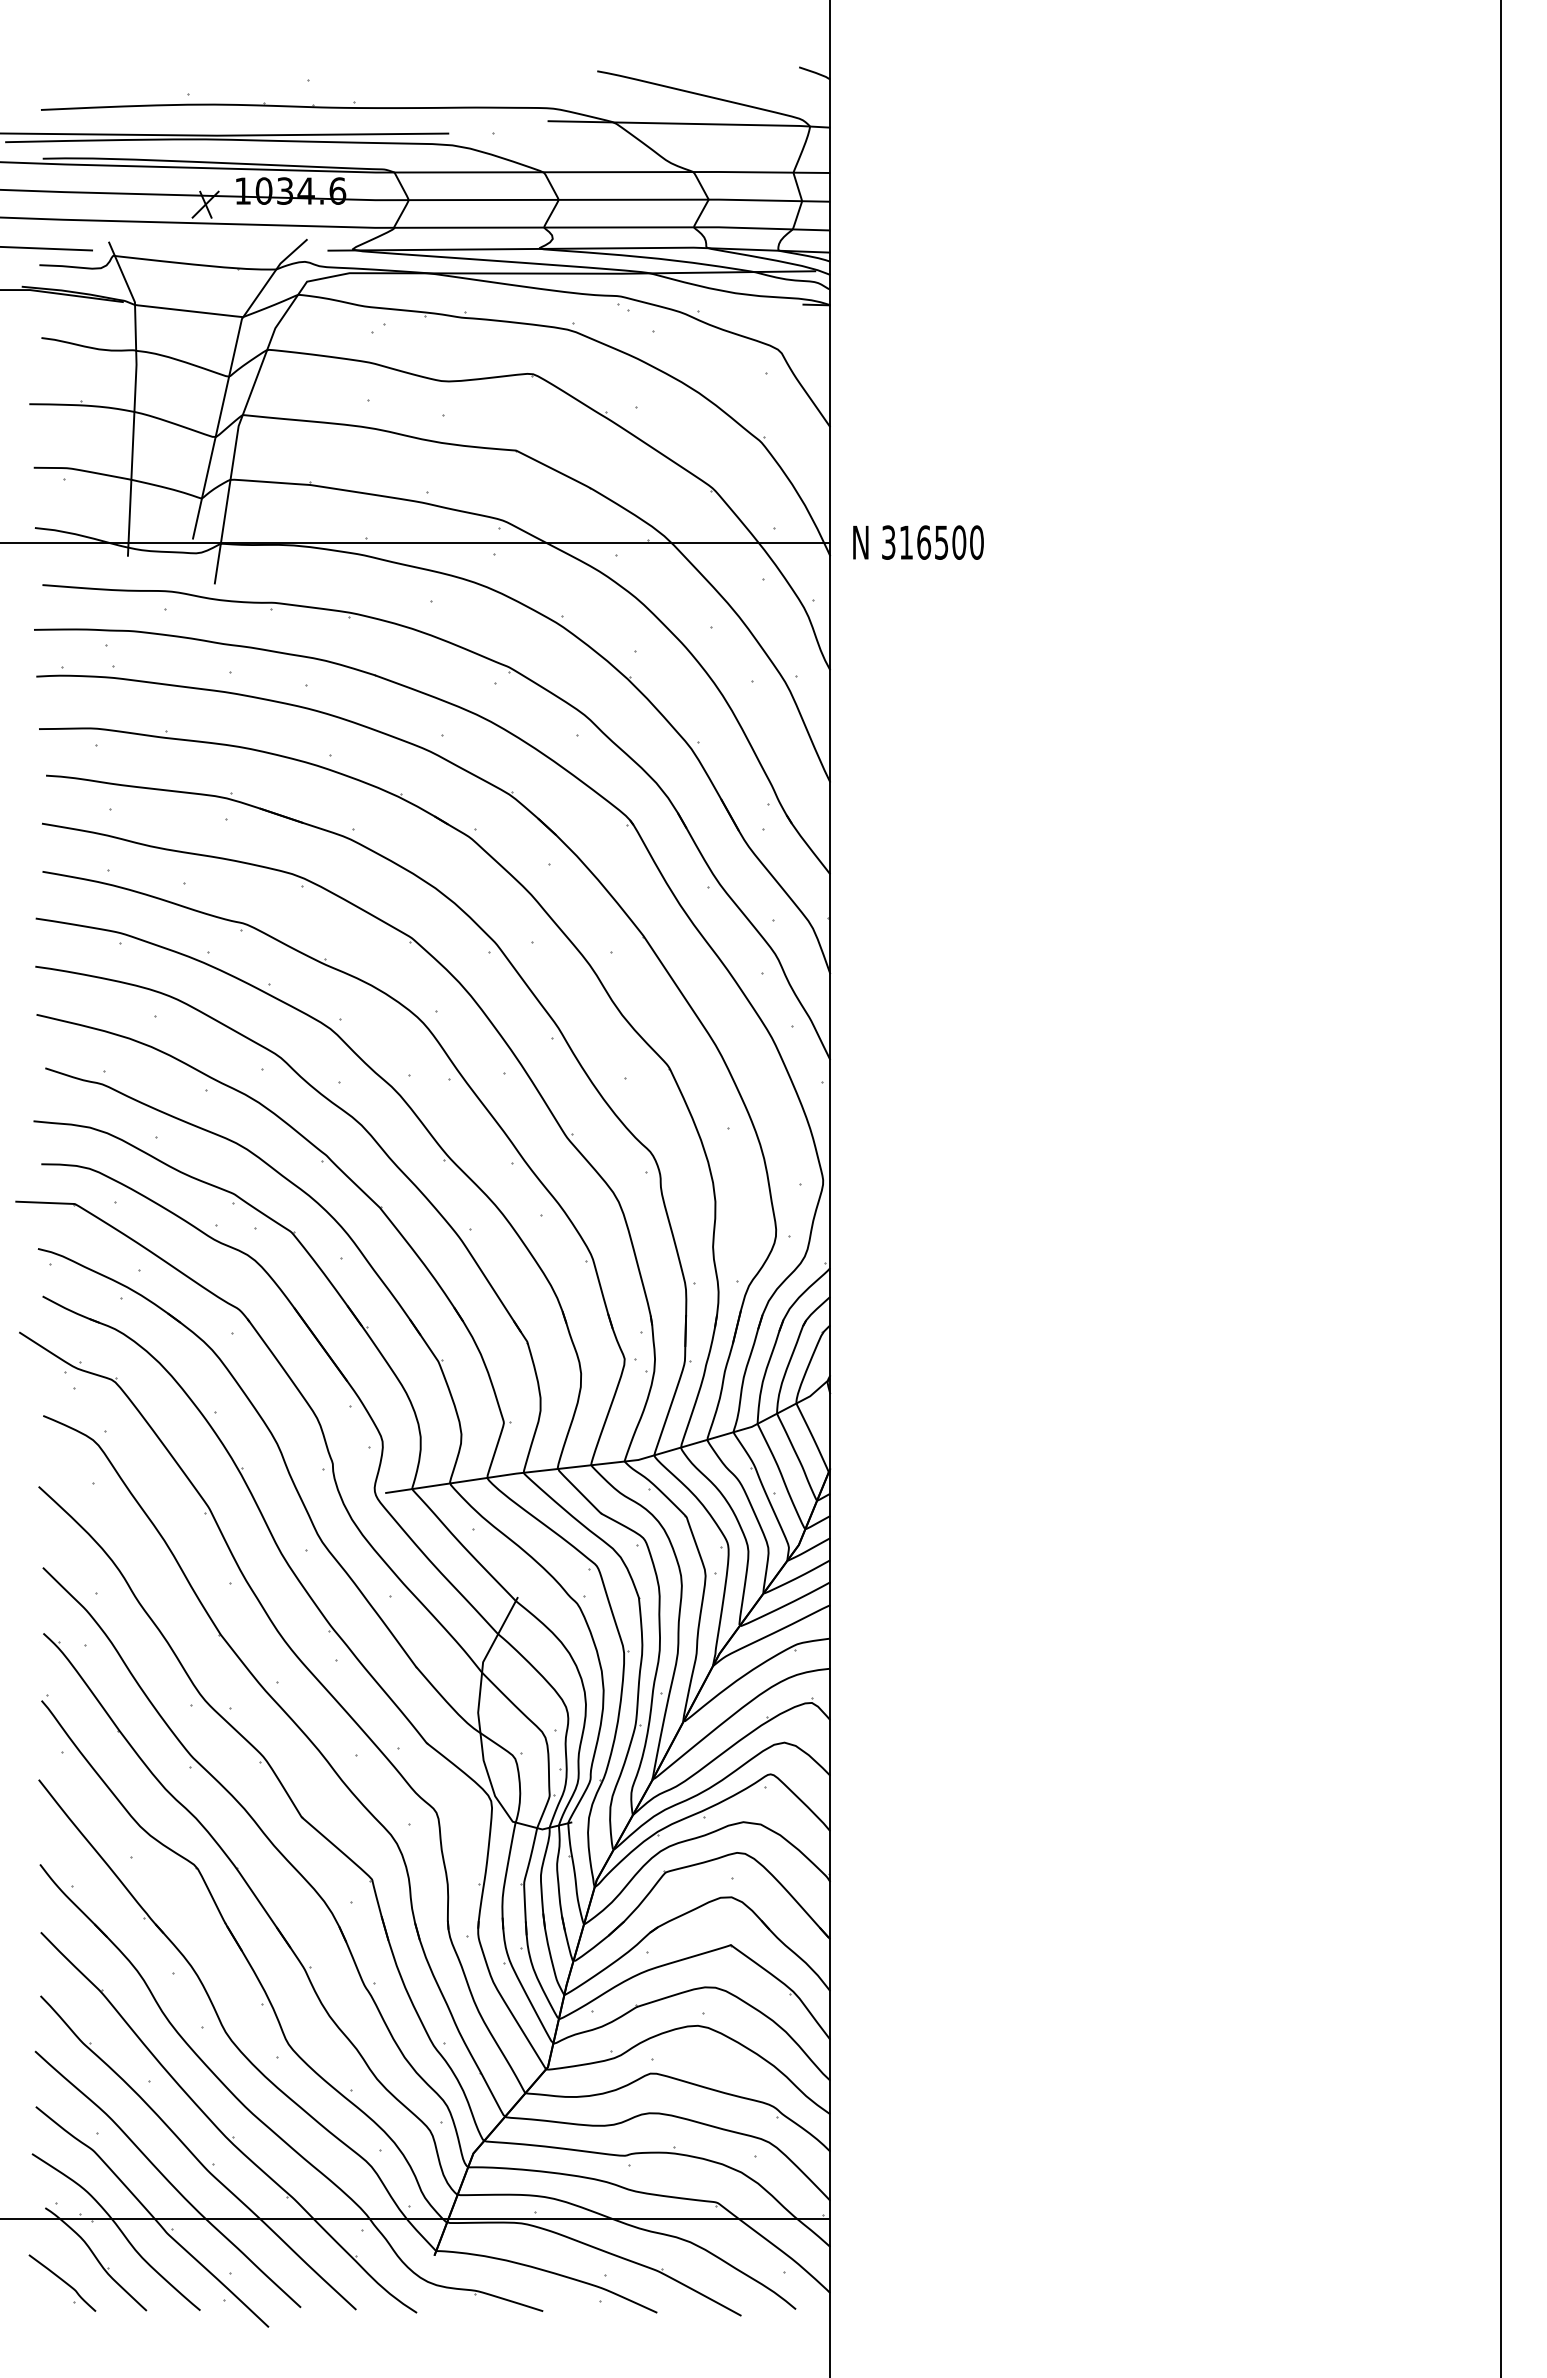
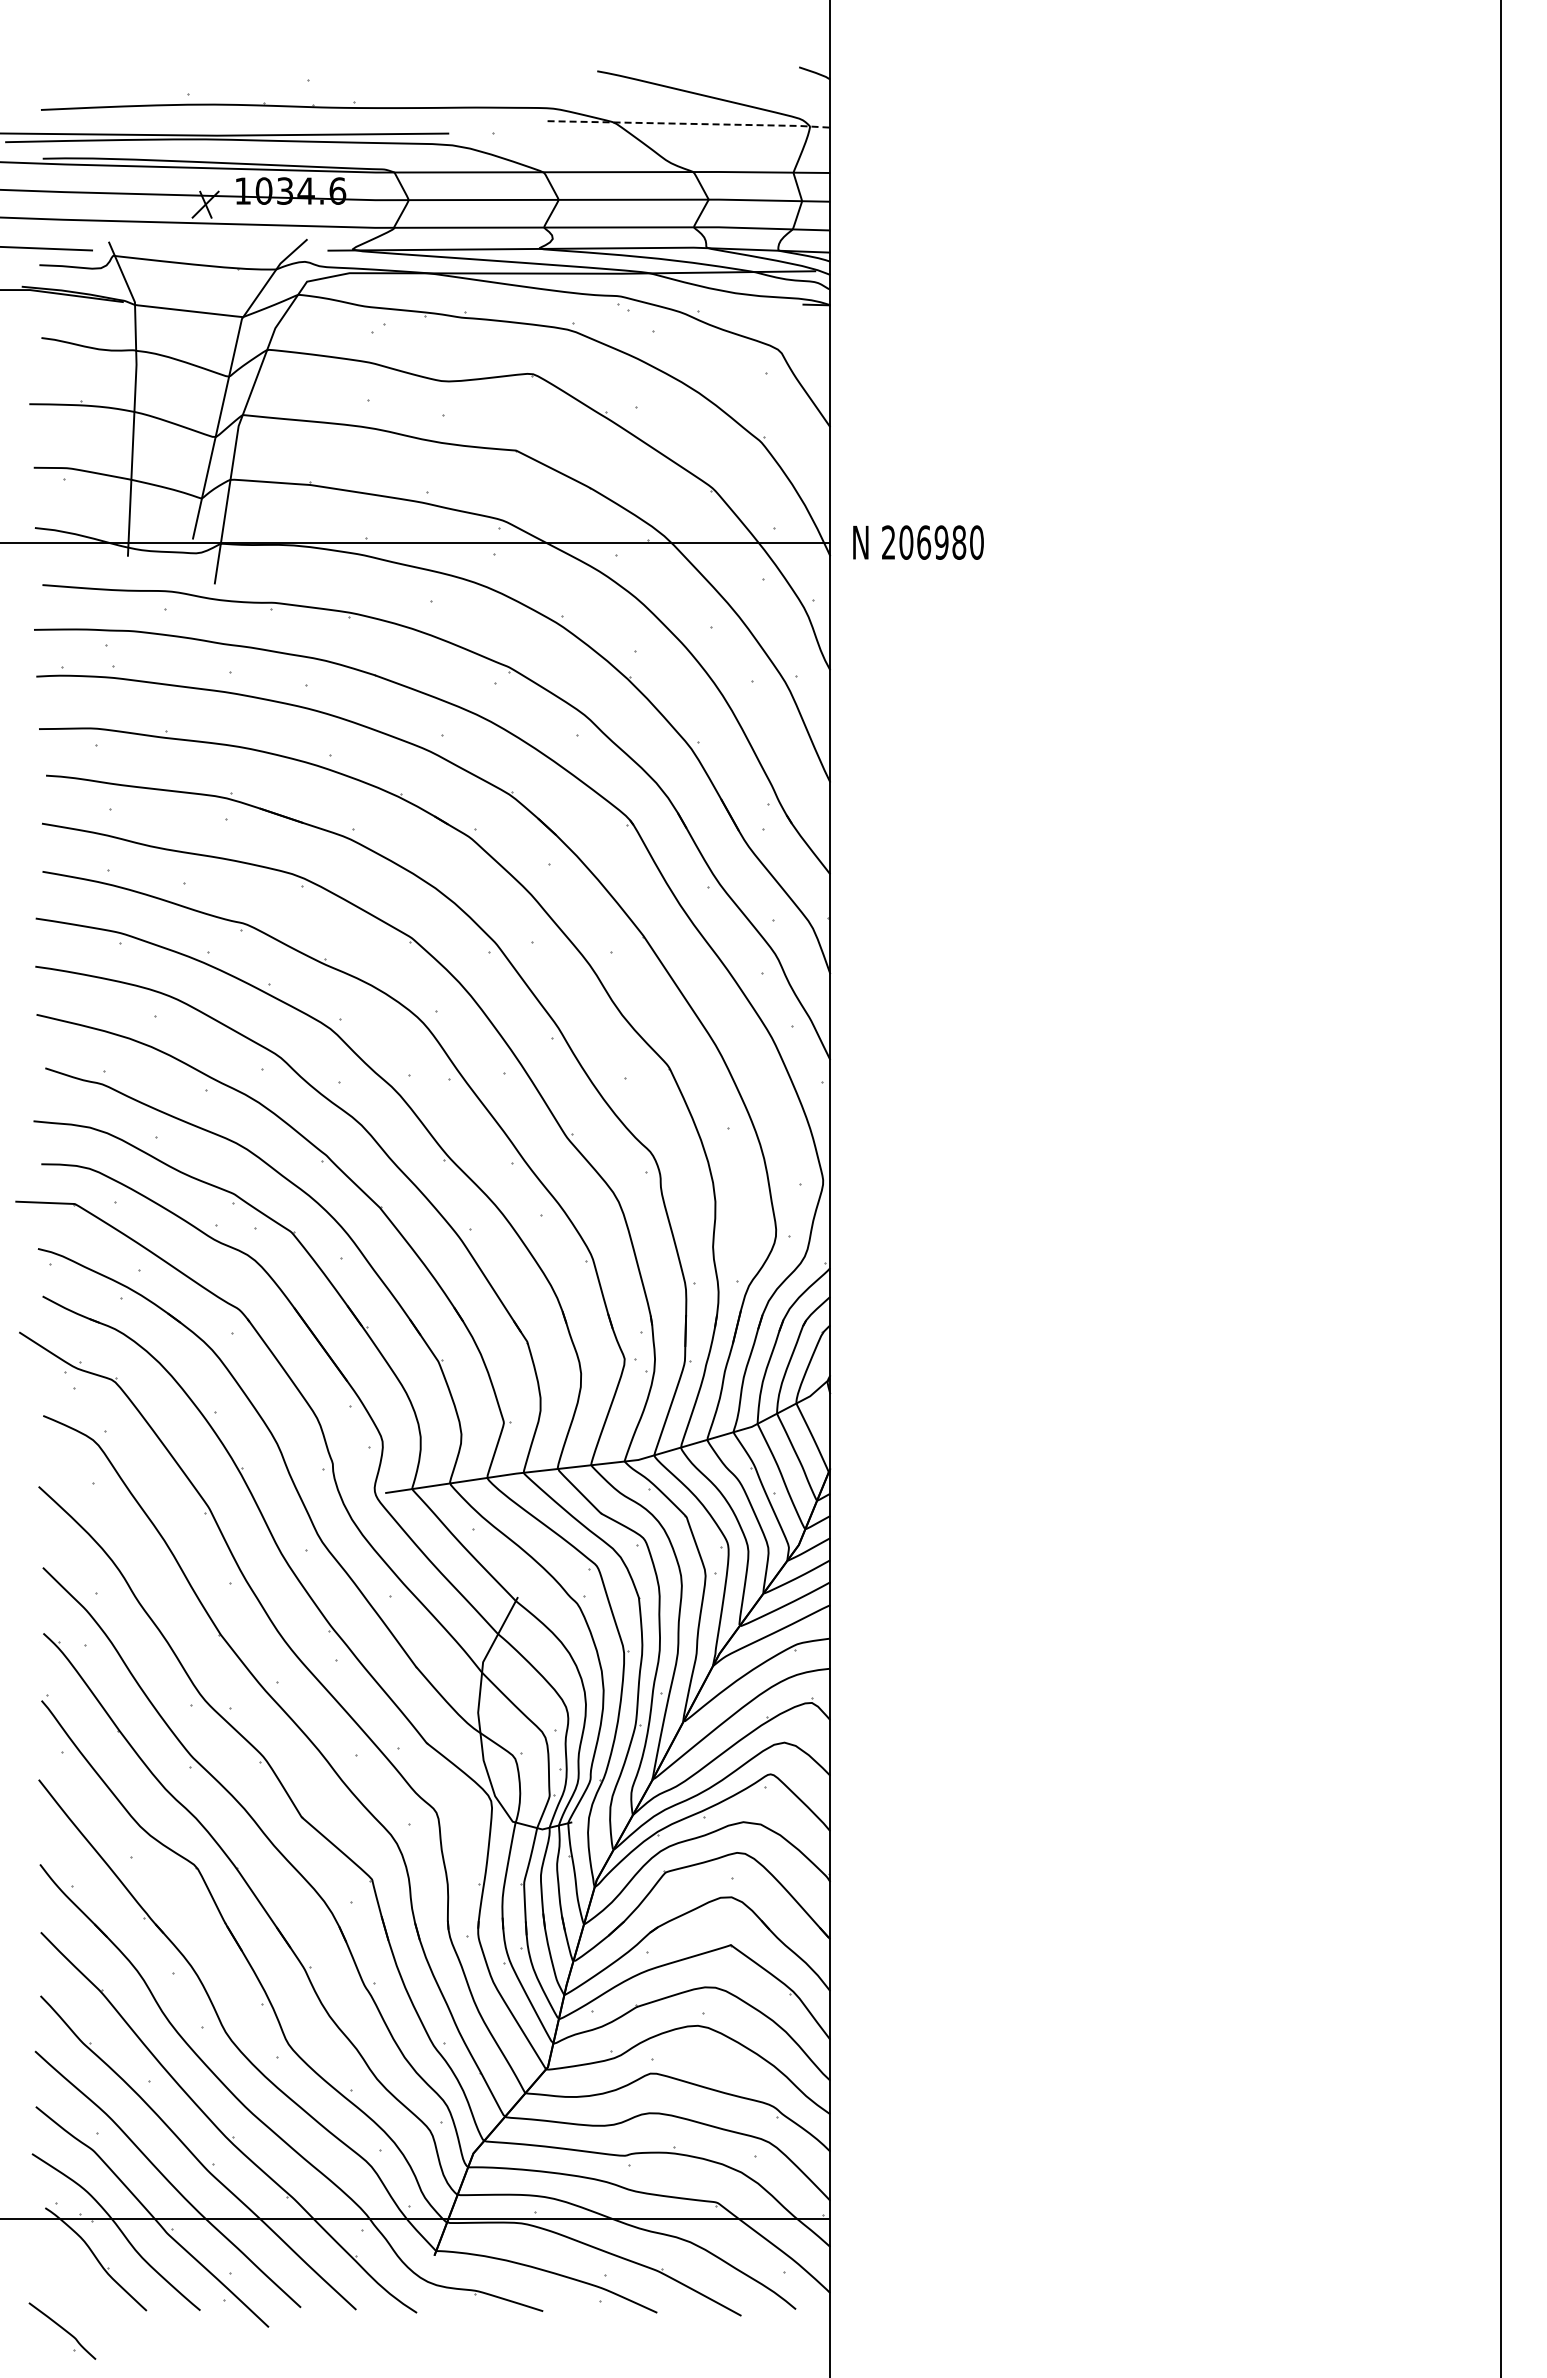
line: solid -> dashed (690, 123)
text: 316500 -> 206980 (924, 542)
part position: (62, 2282) -> (62, 2330) (62, 2330)
